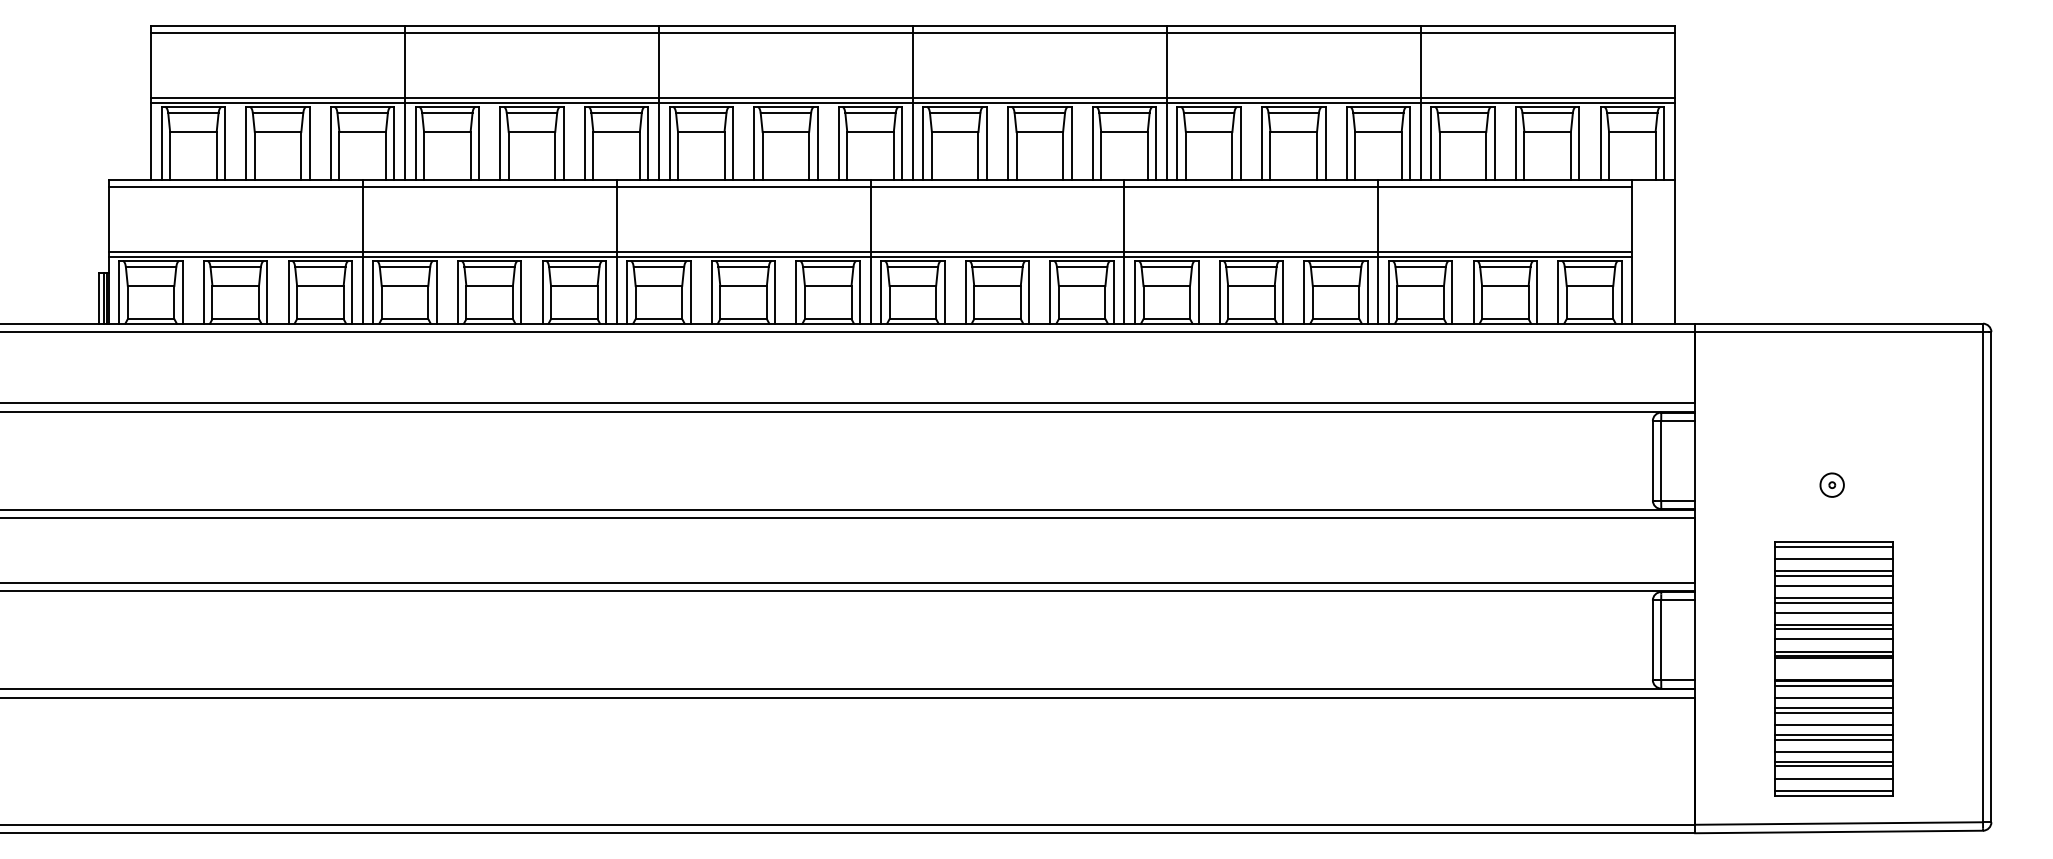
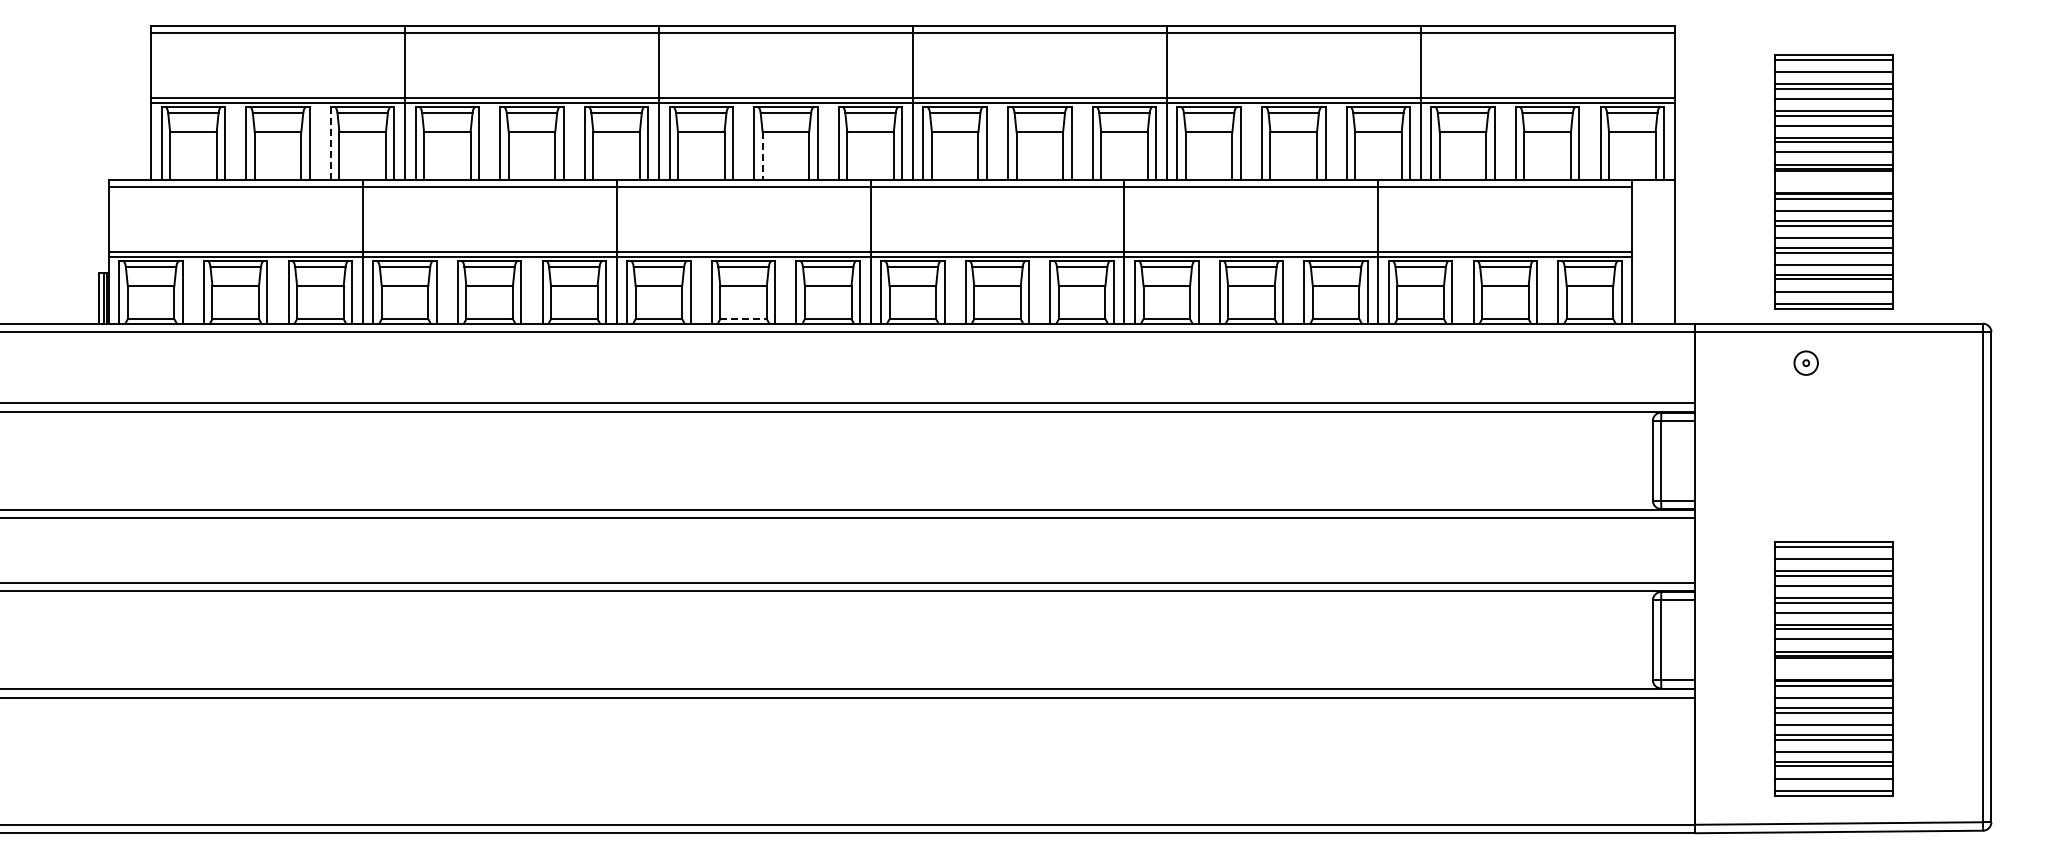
line: solid -> dashed (330, 142)
line: solid -> dashed (762, 155)
part: none -> present (1833, 181)
line: solid -> dashed (744, 319)
part position: (1831, 484) -> (1805, 362) (1805, 362)
